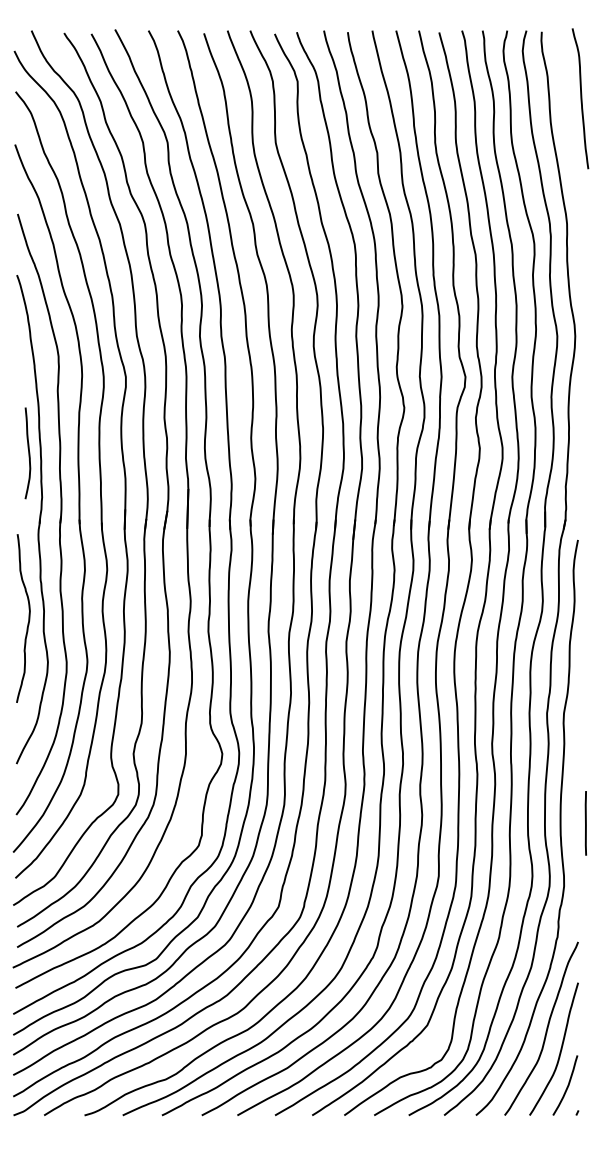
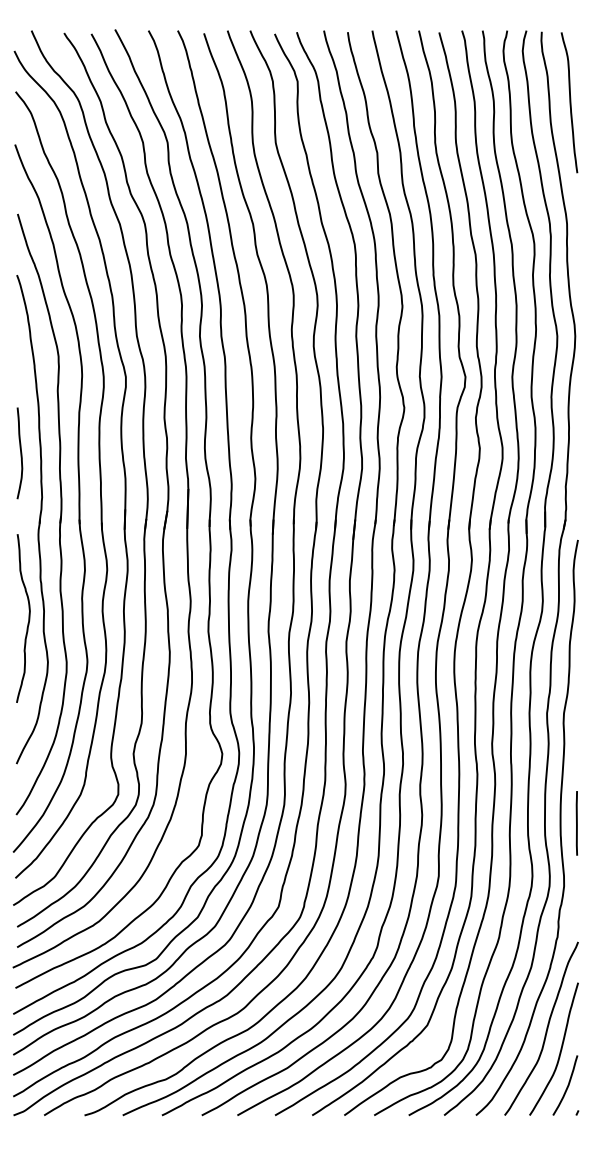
curve position: (580, 98) -> (569, 102) (569, 102)
curve position: (28, 453) -> (20, 453) (20, 453)
line position: (585, 823) -> (576, 823) (576, 823)
